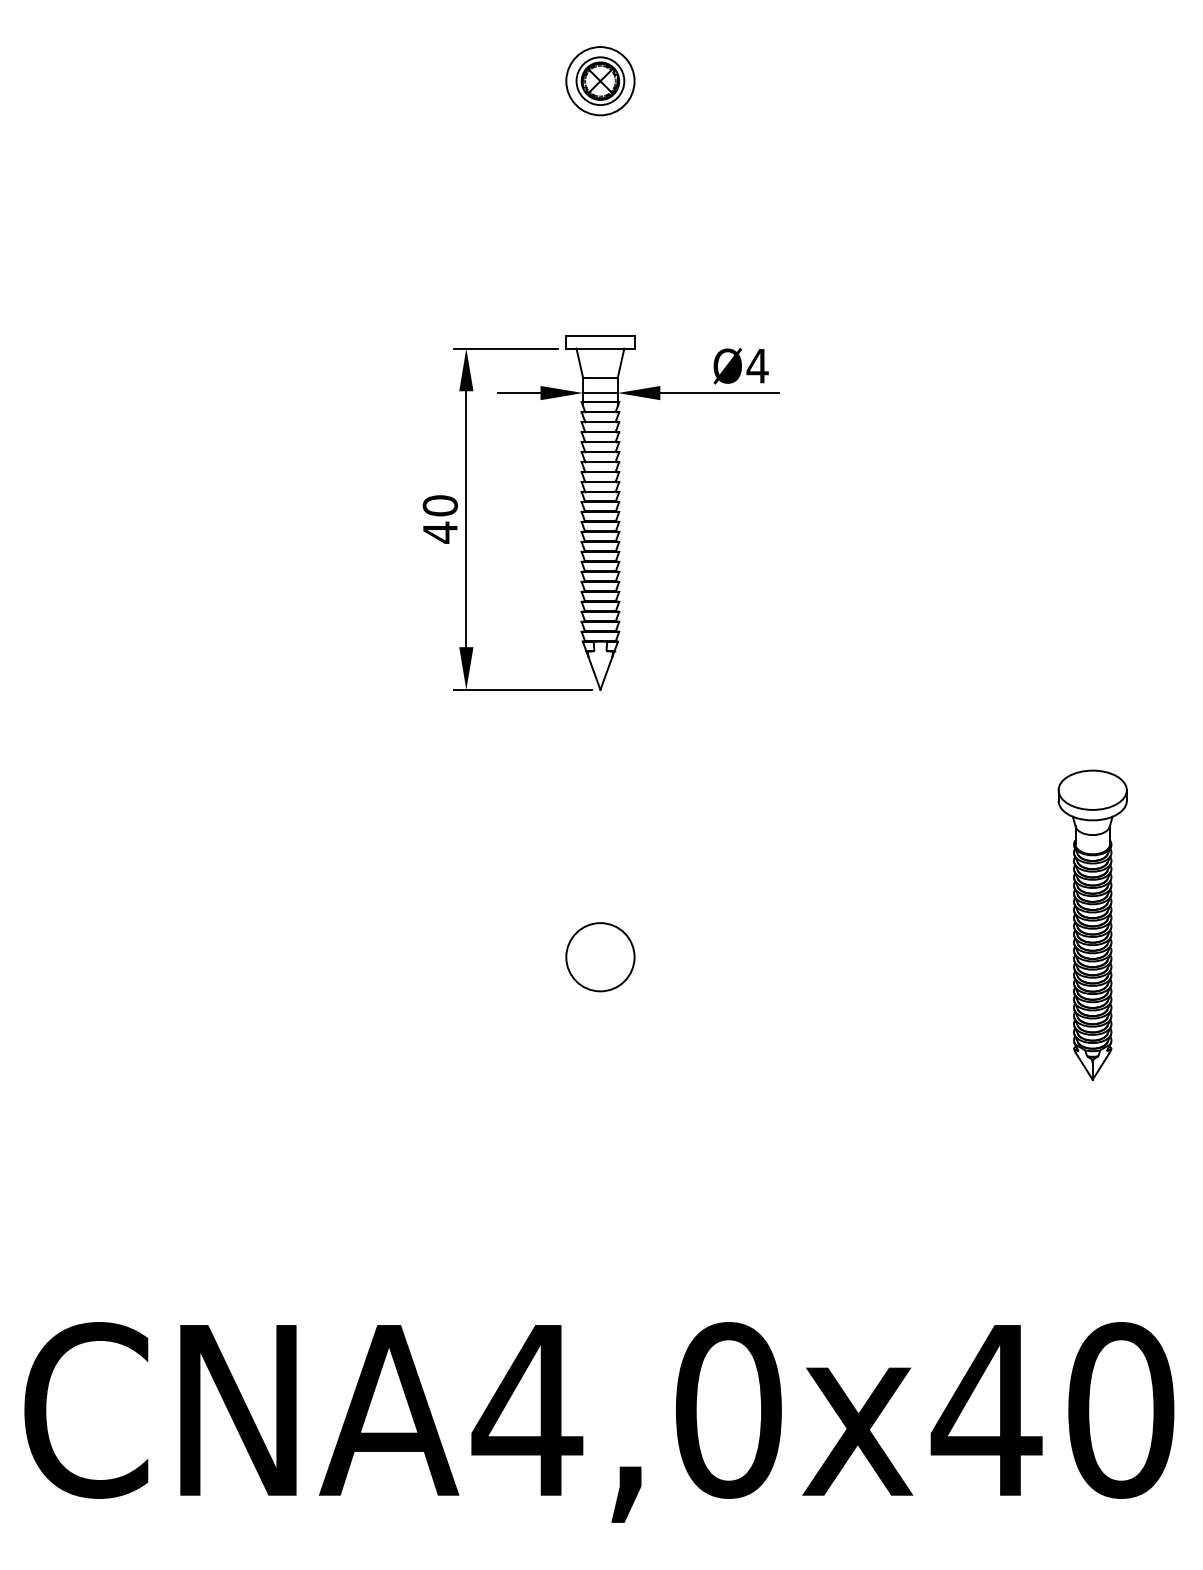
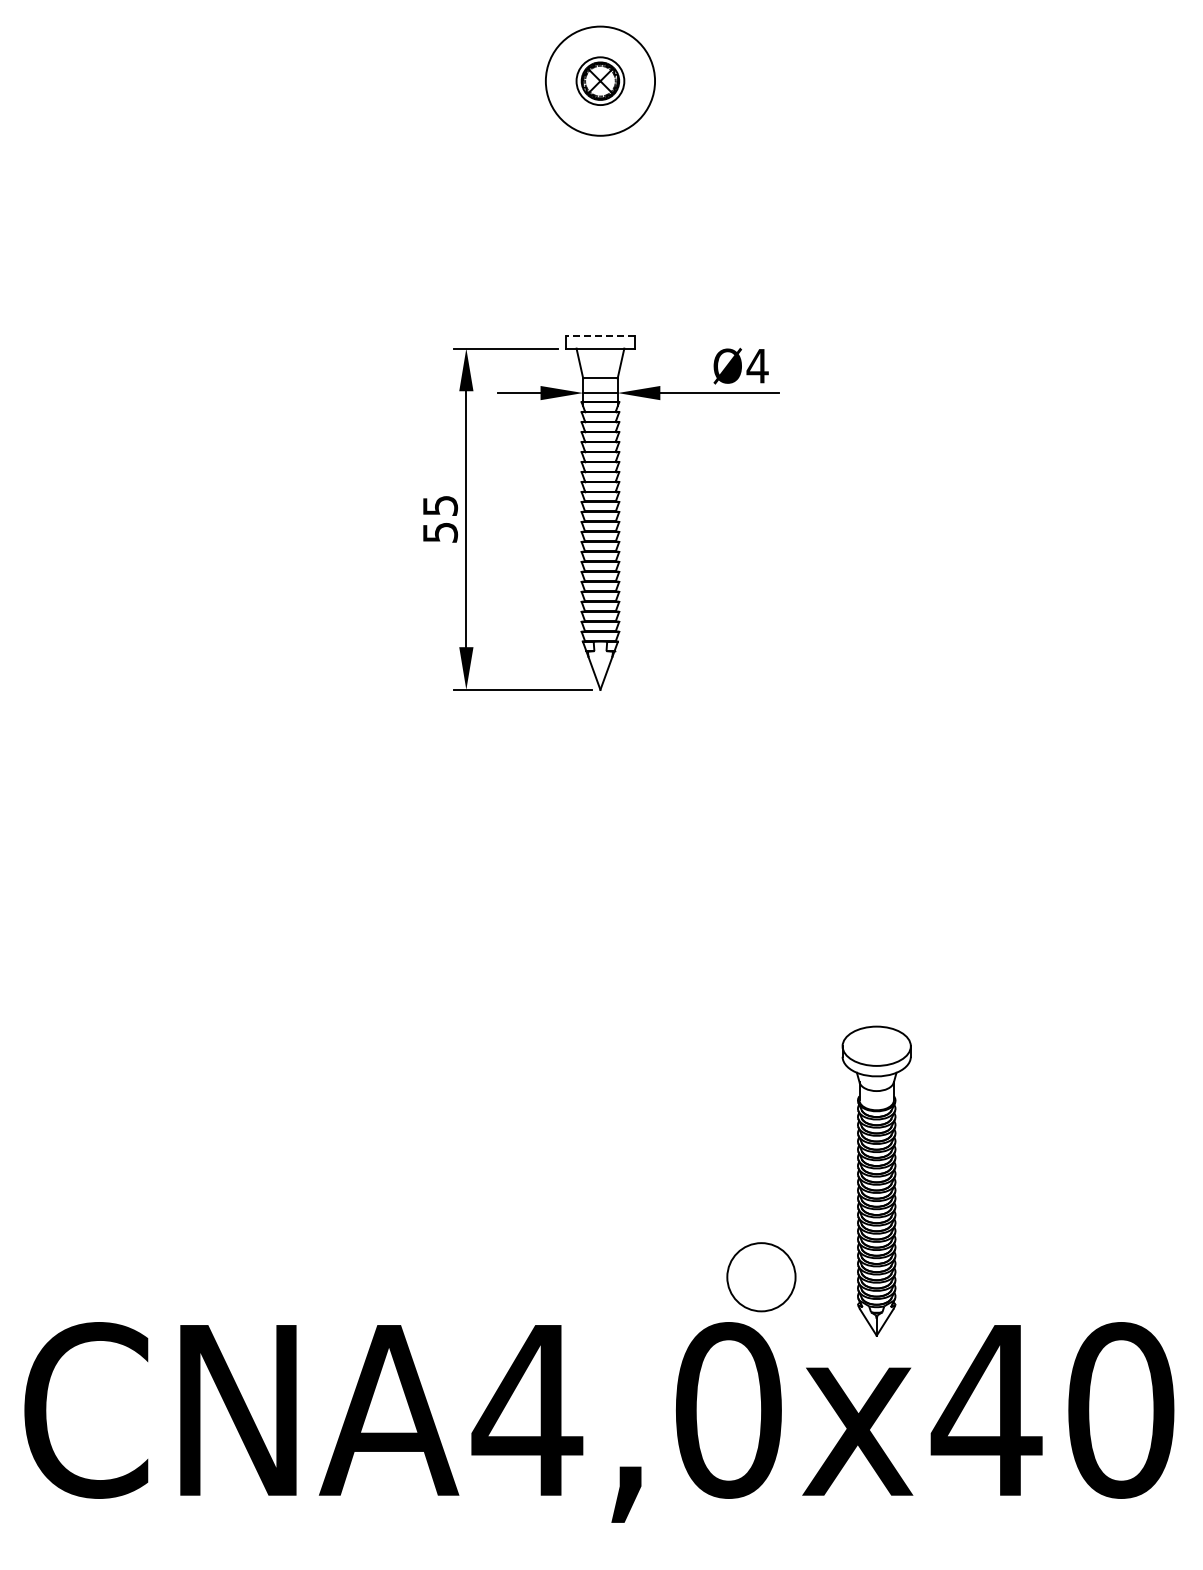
circle diameter: 68 px -> 109 px (600, 80)
line: solid -> dashed (599, 335)
text: 40 -> 55 (440, 519)
part position: (1092, 924) -> (876, 1180) (876, 1180)
circle position: (600, 957) -> (761, 1277) (761, 1277)
